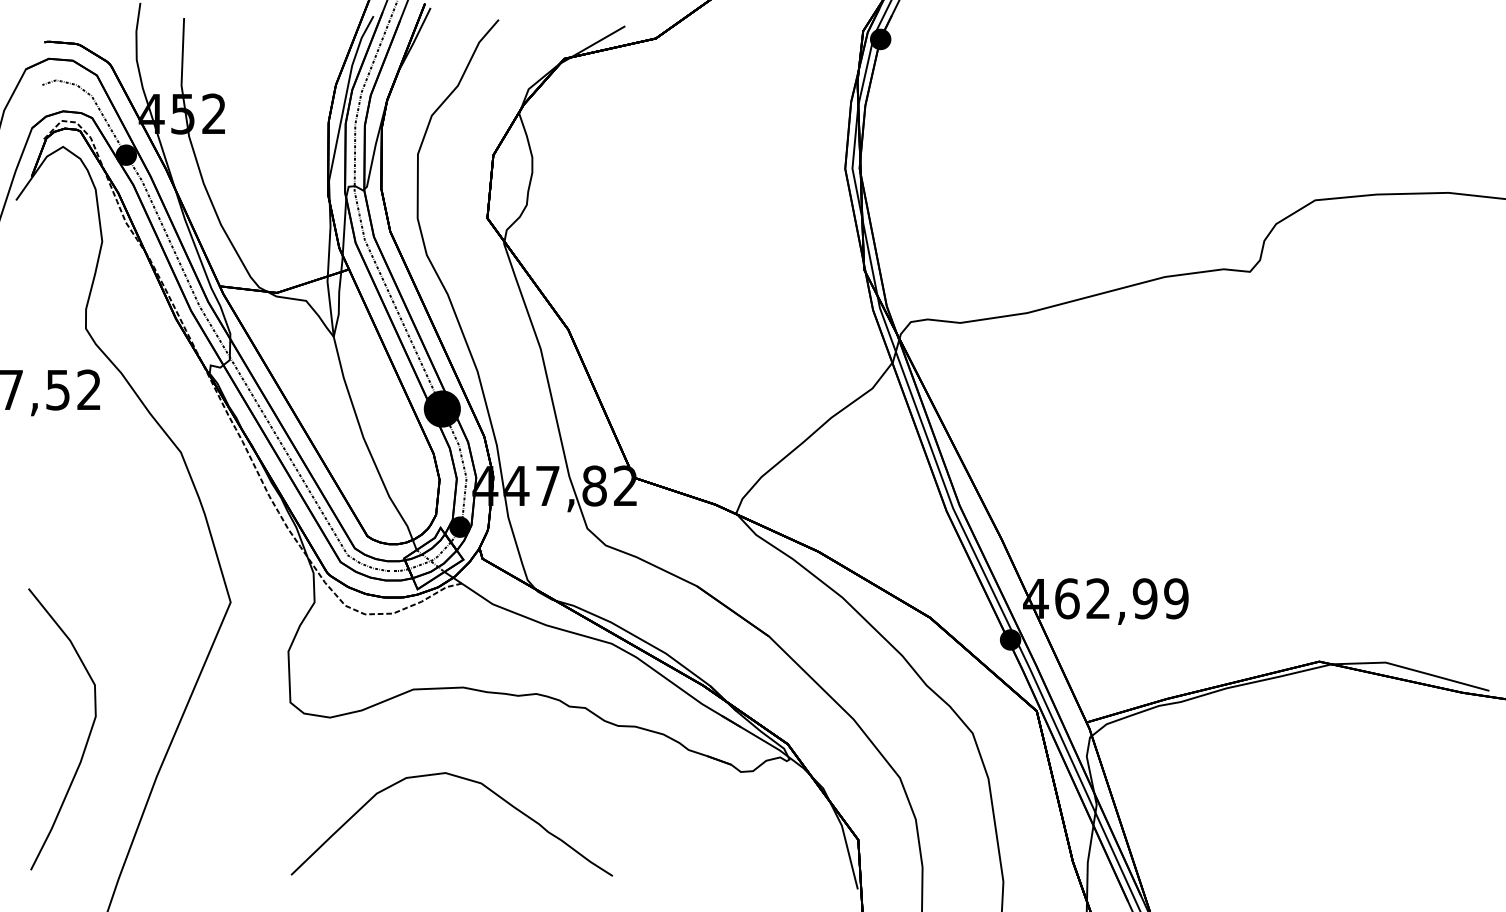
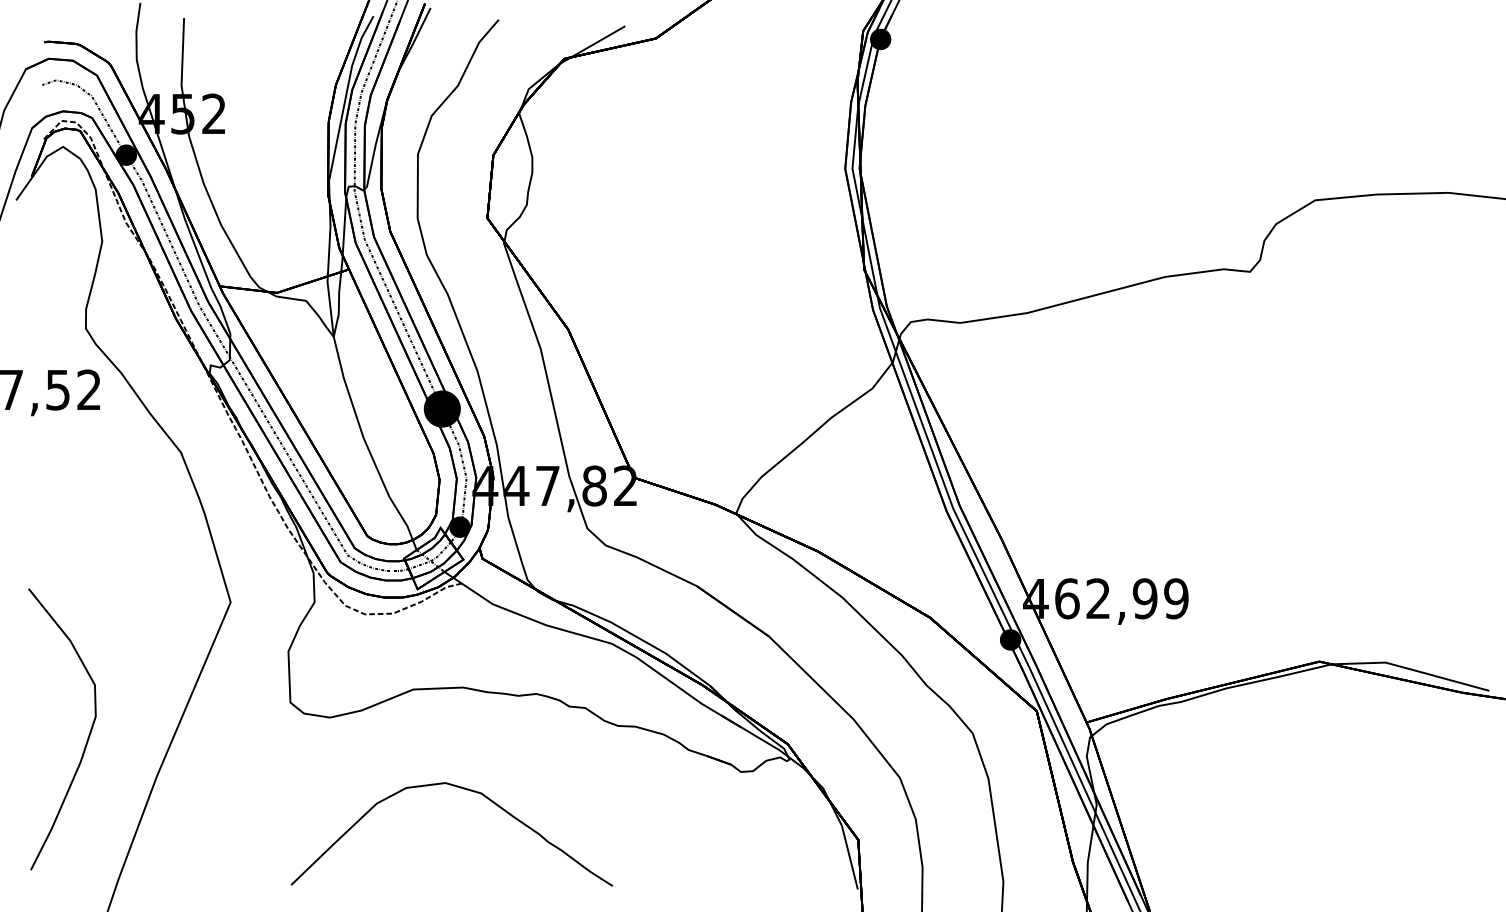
curve position: (463, 779) -> (463, 789) (463, 789)
